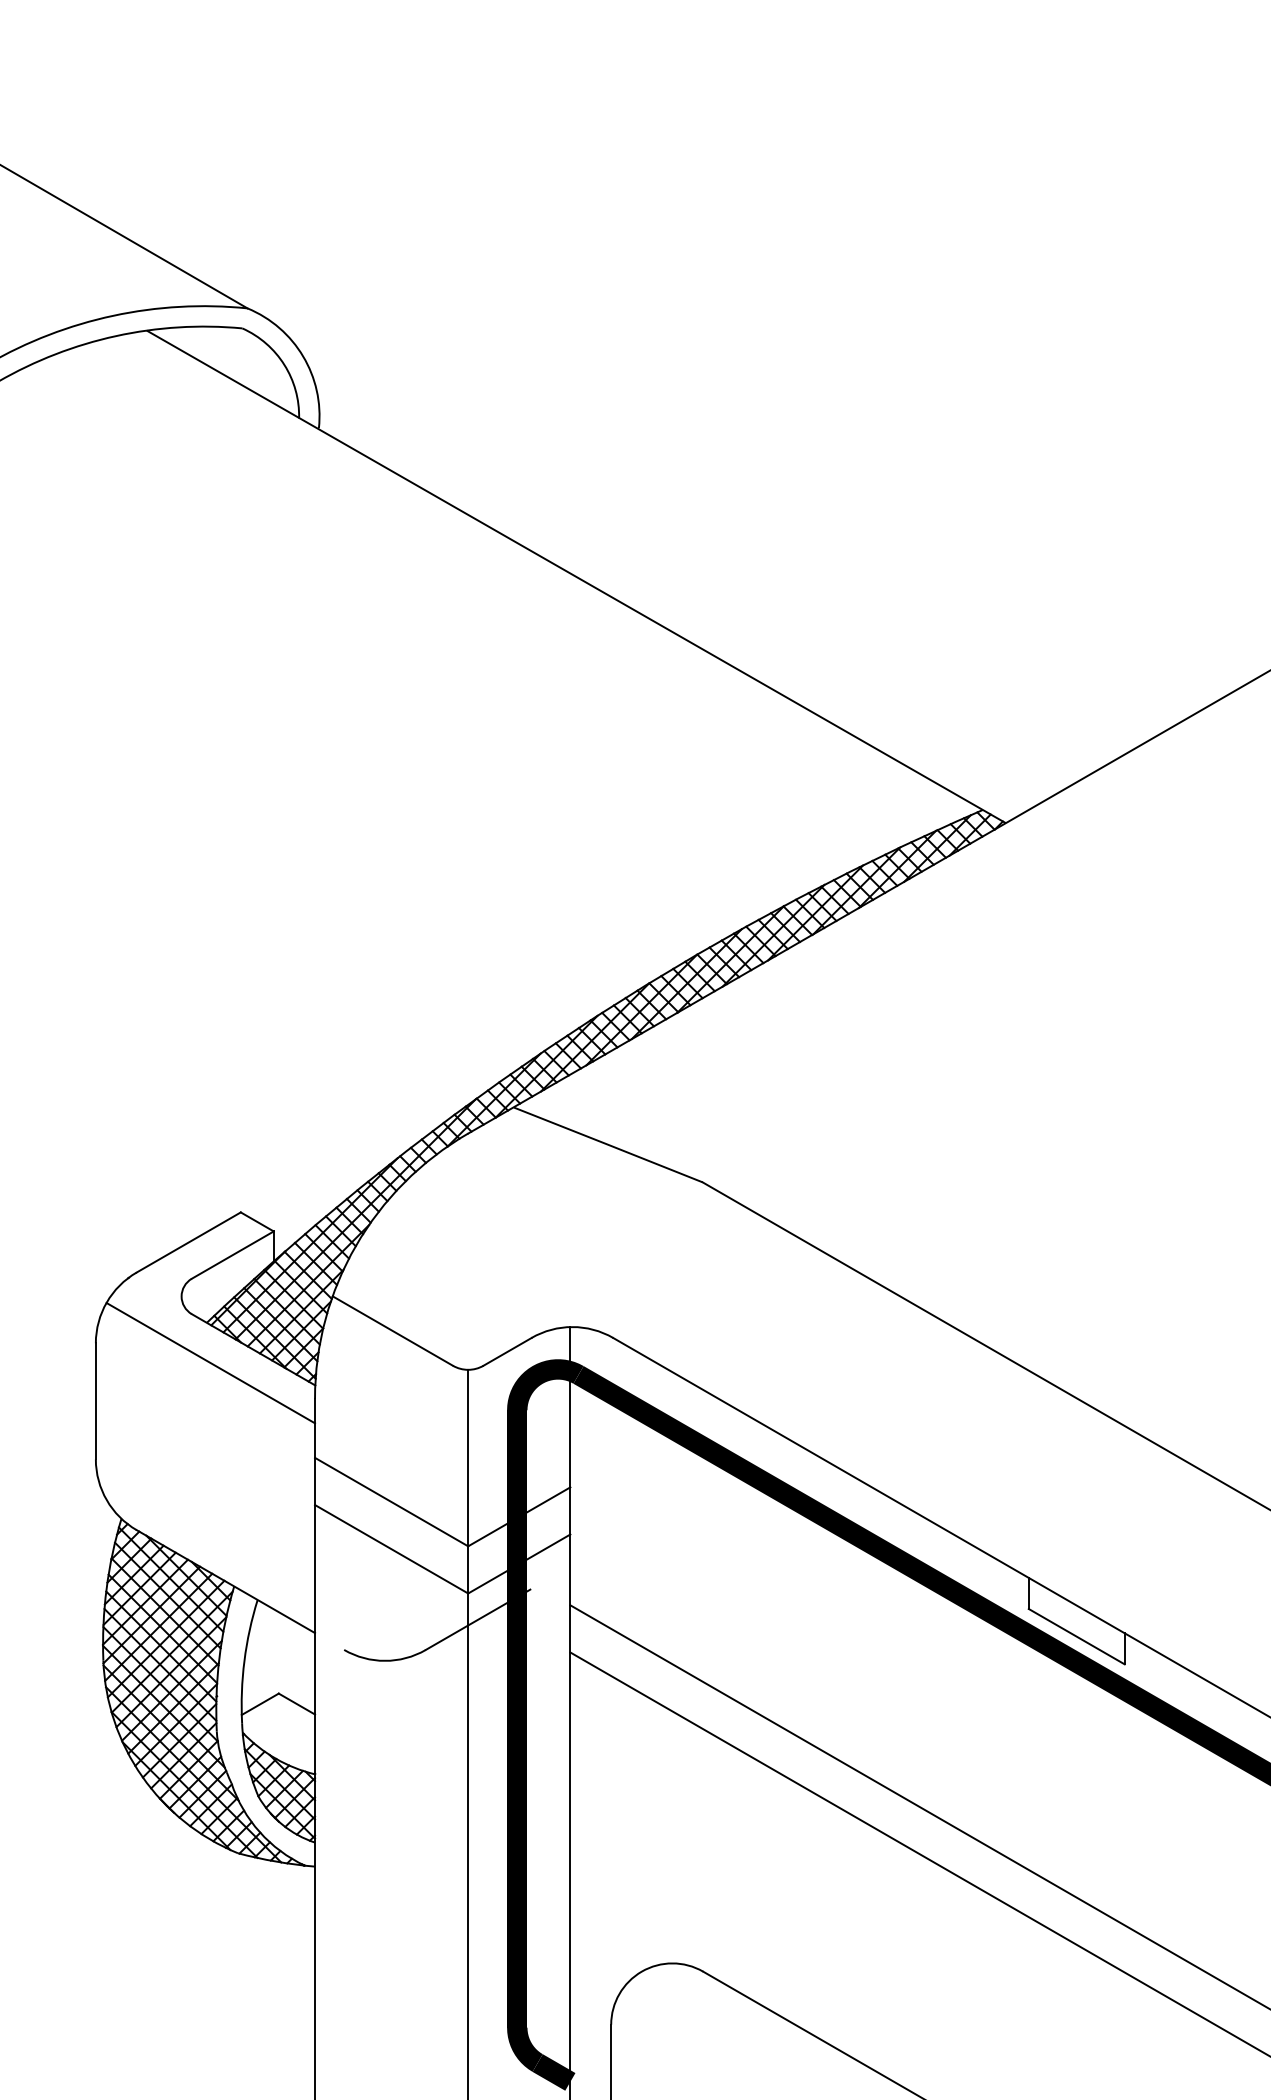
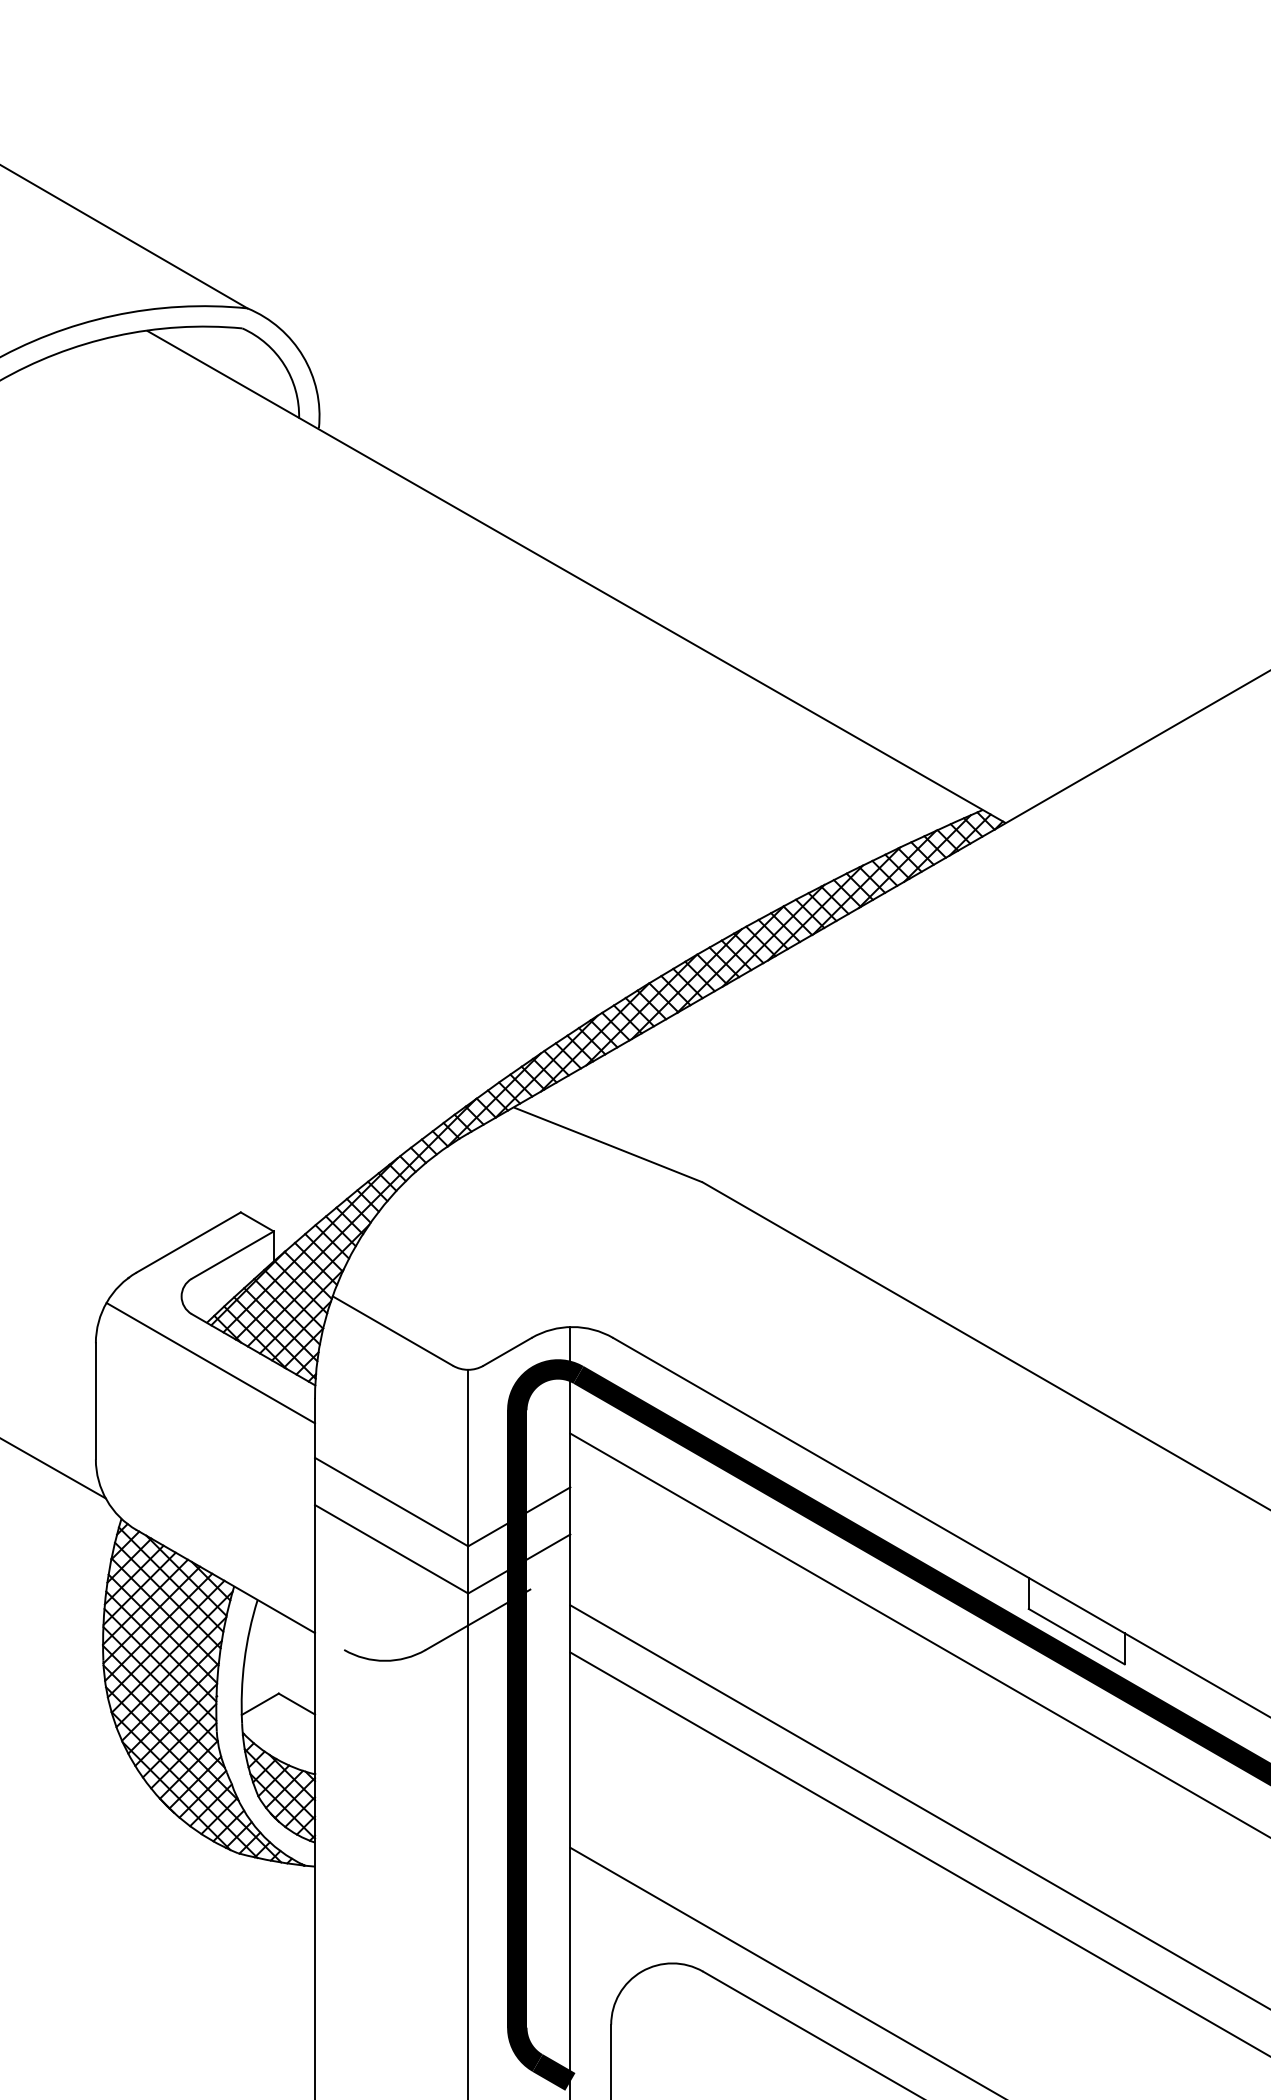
line: none -> present (53, 1468)
line: none -> present (918, 1634)
line: none -> present (785, 1971)
